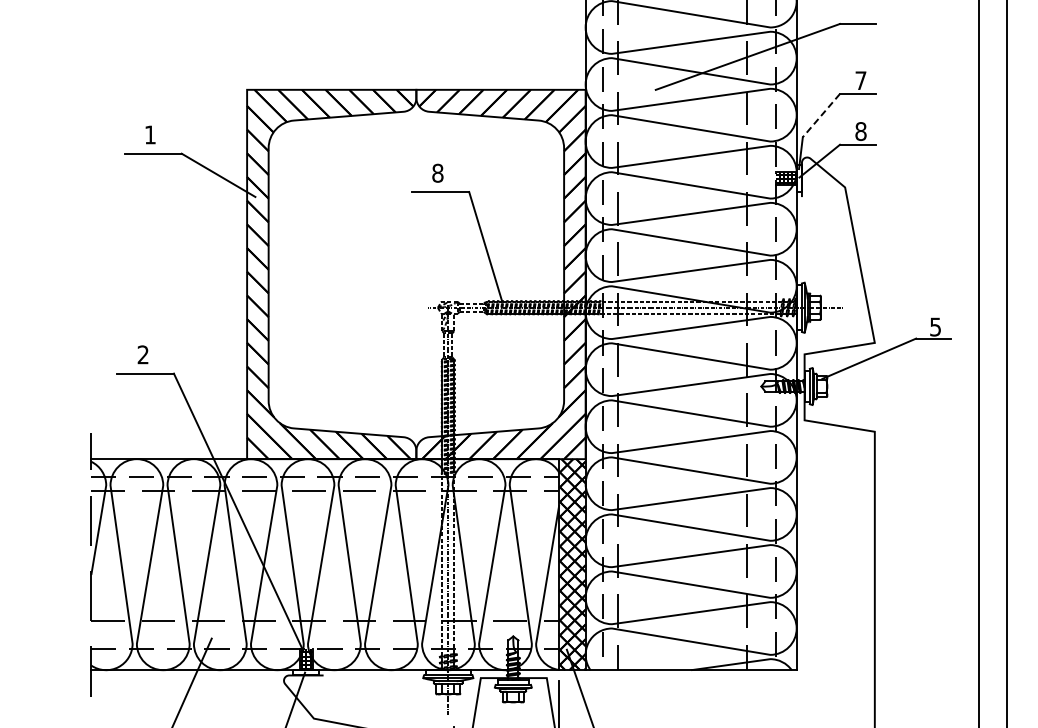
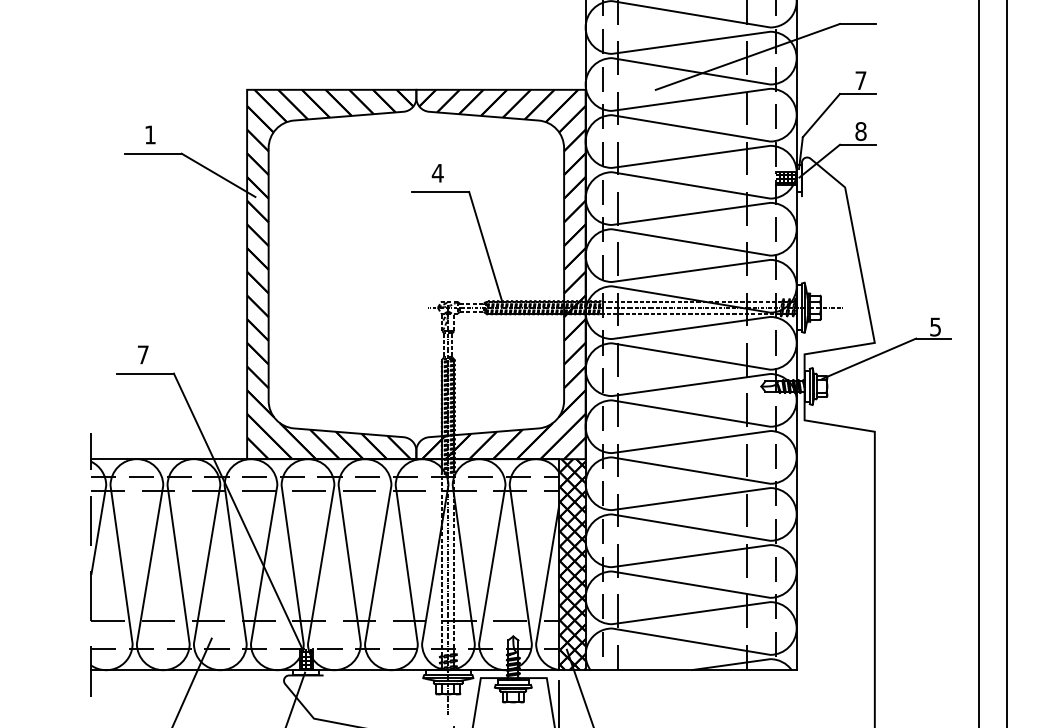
line: dashed -> solid (821, 115)
text: 8 -> 4 (437, 172)
text: 2 -> 7 (142, 354)
